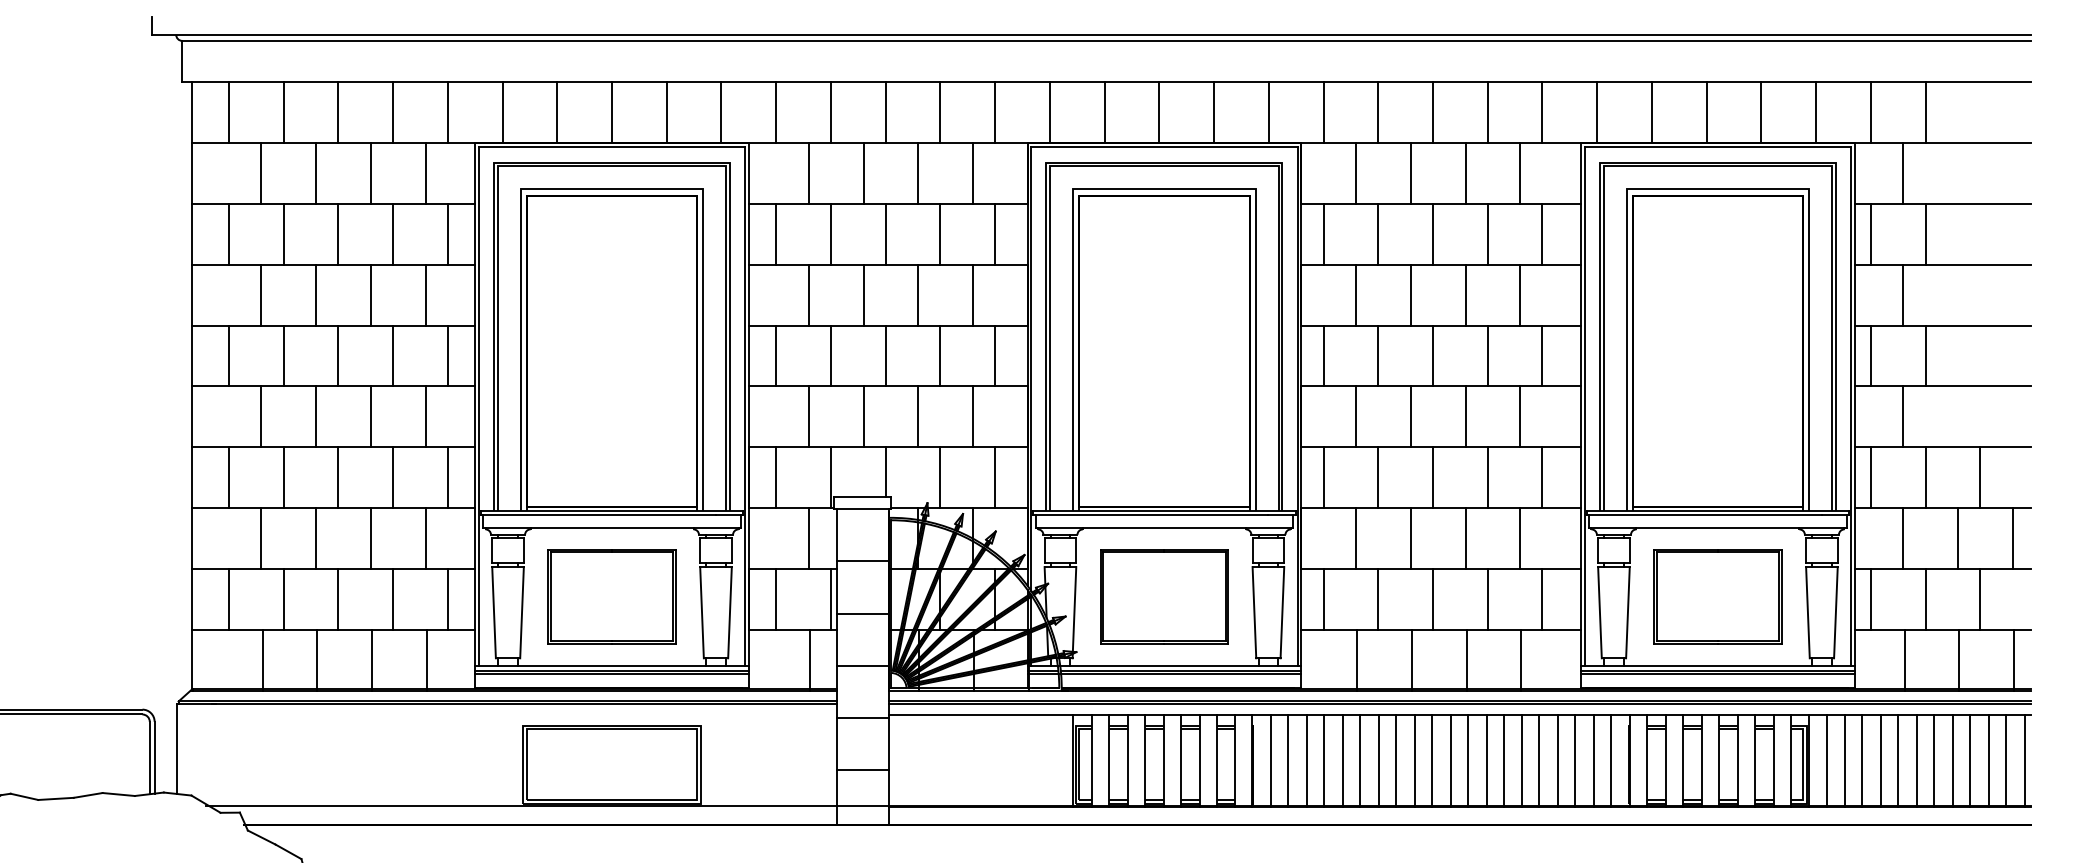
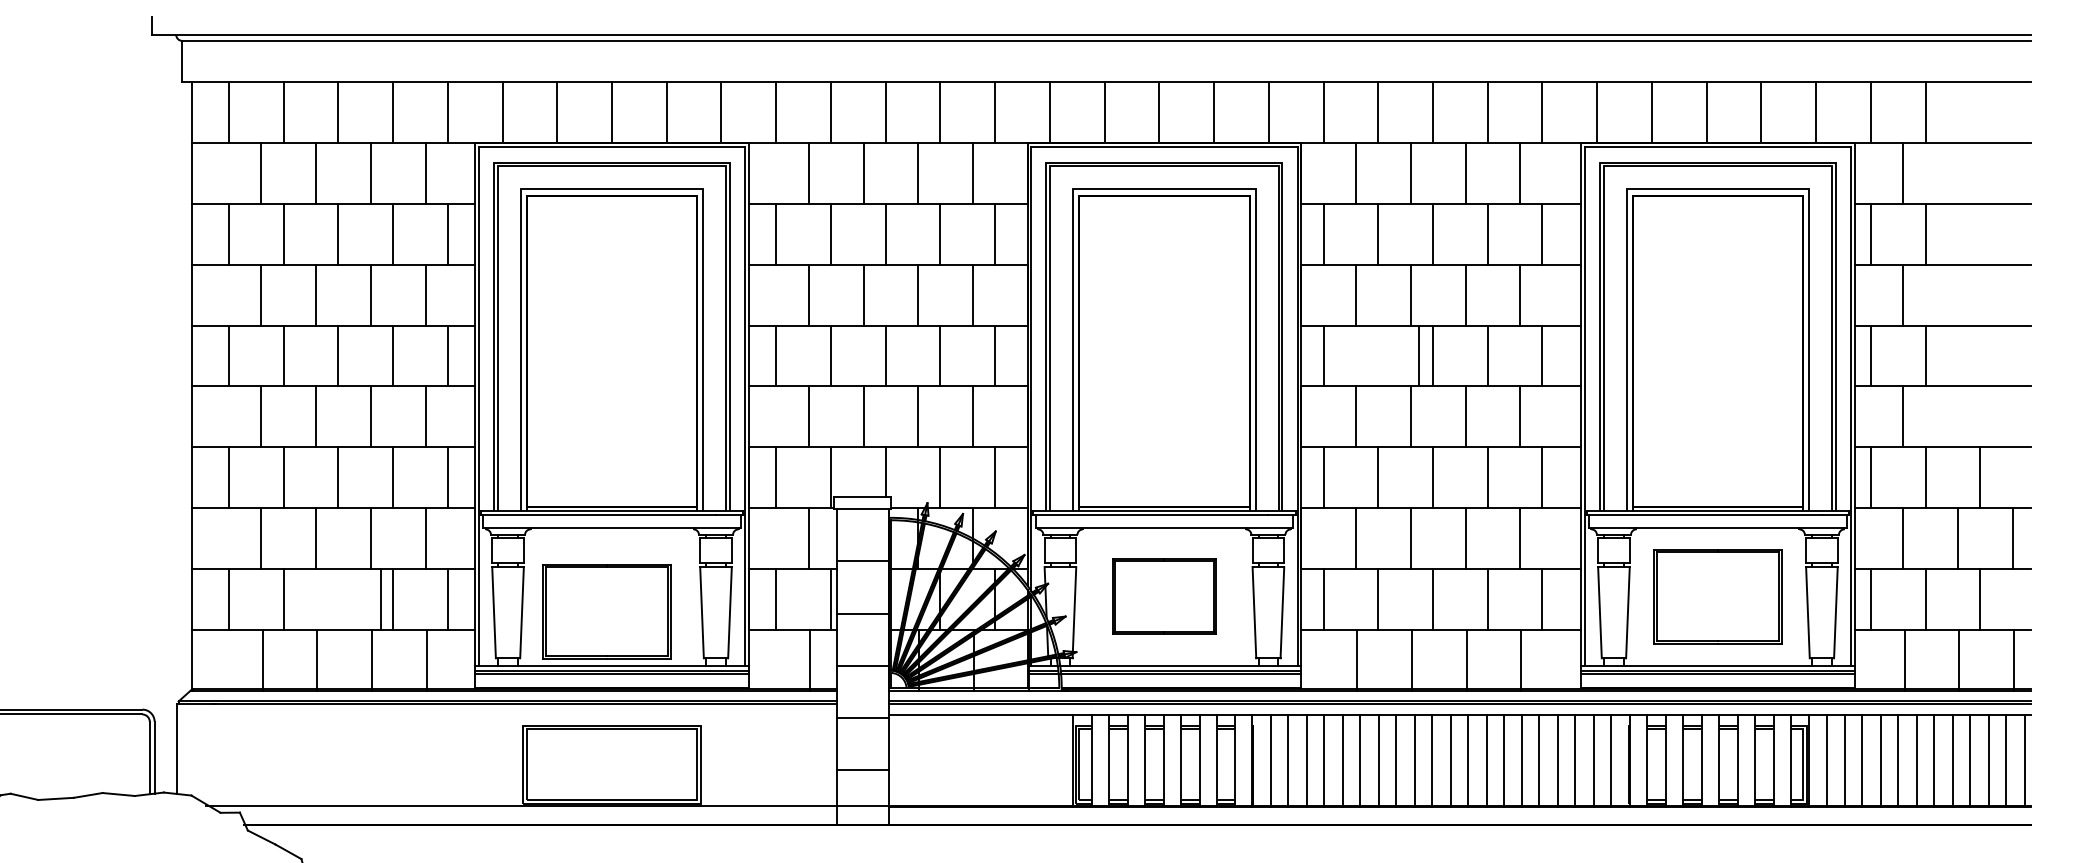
line position: (1378, 355) -> (1419, 355) (1419, 355)
part position: (611, 596) -> (606, 611) (606, 611)
part size: 129x96 px -> 105x77 px (1164, 596)
line position: (338, 598) -> (381, 598) (381, 598)
